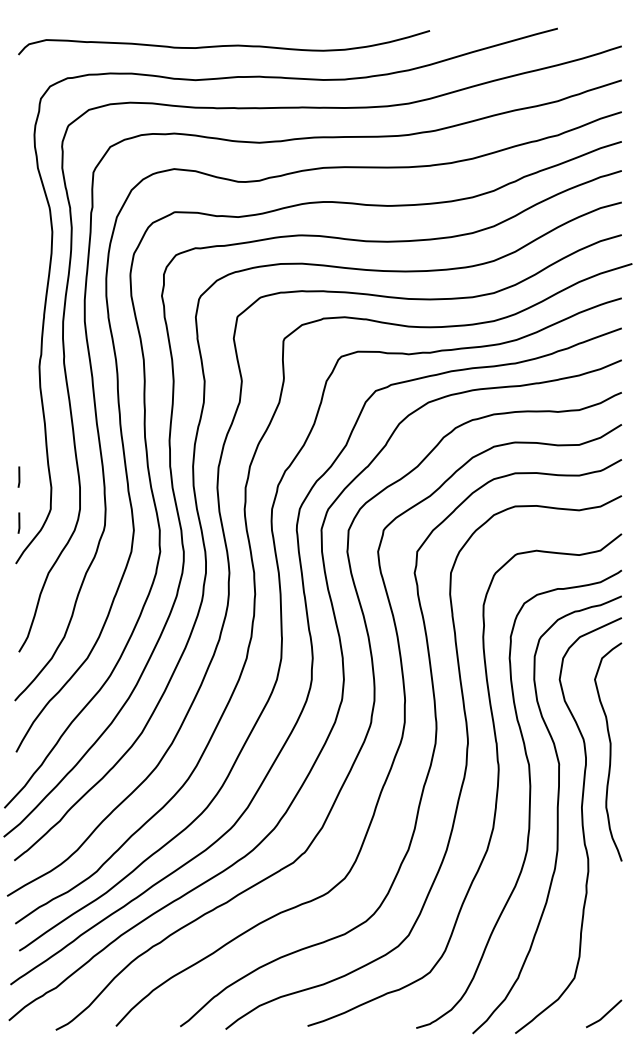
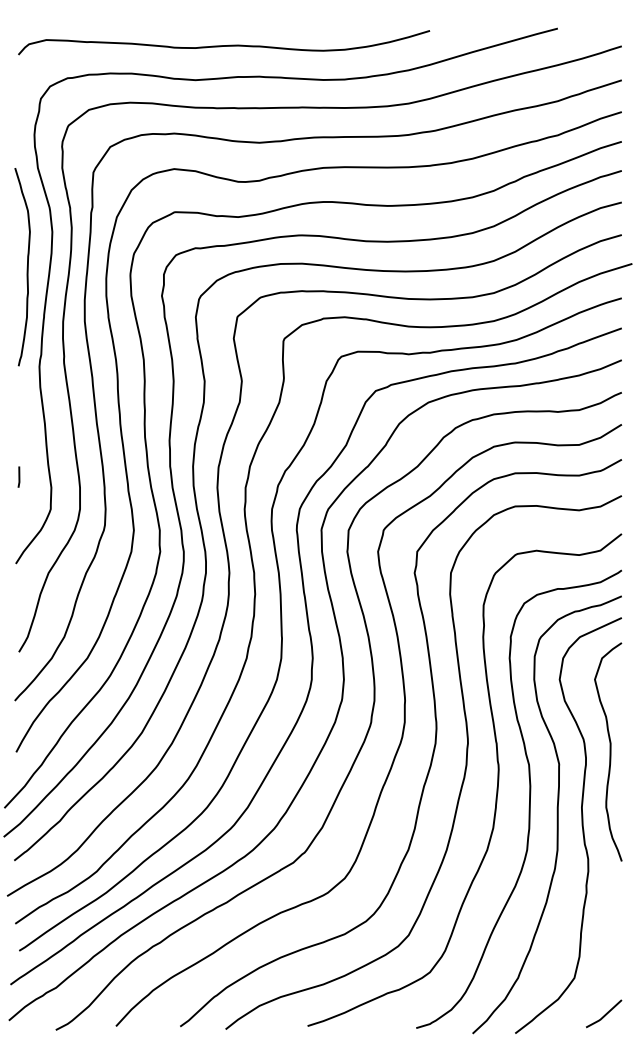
curve: none -> present (26, 267)
line: present -> none (18, 522)
